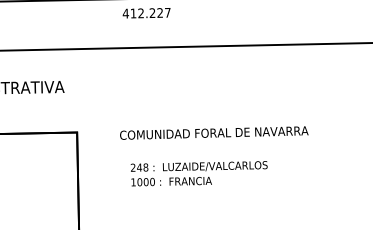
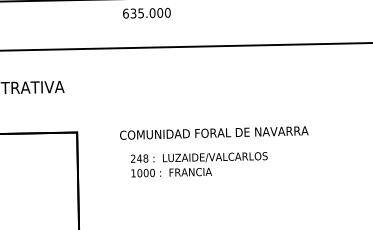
text: 412.227 -> 635.000 (146, 12)
text position: (198, 173) -> (198, 164) (198, 164)
